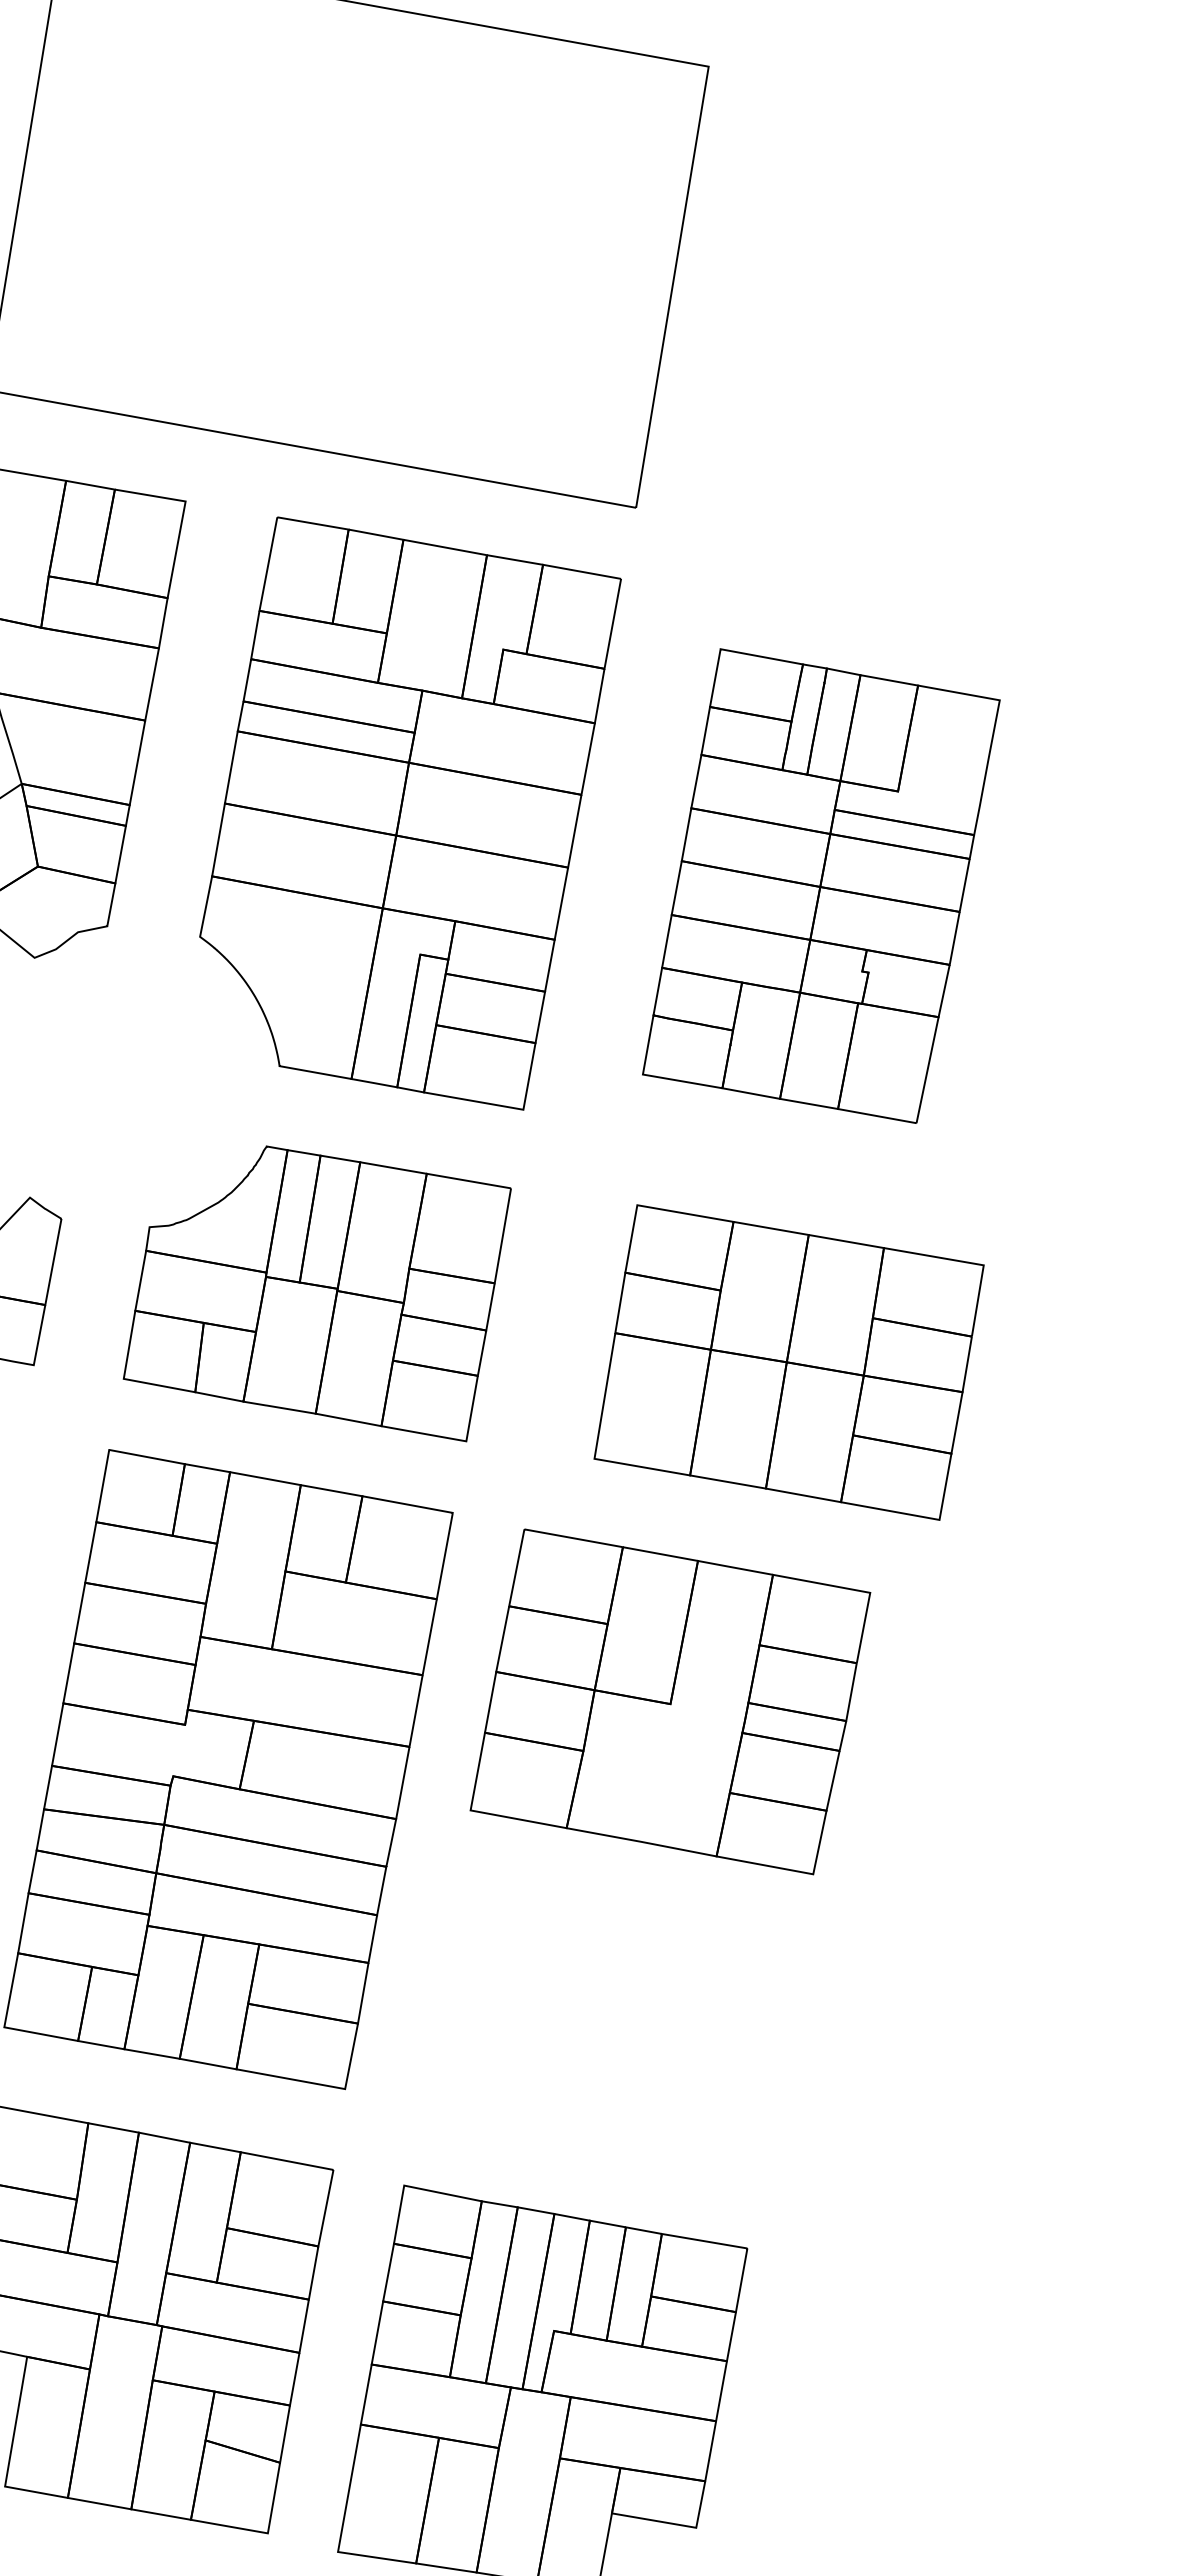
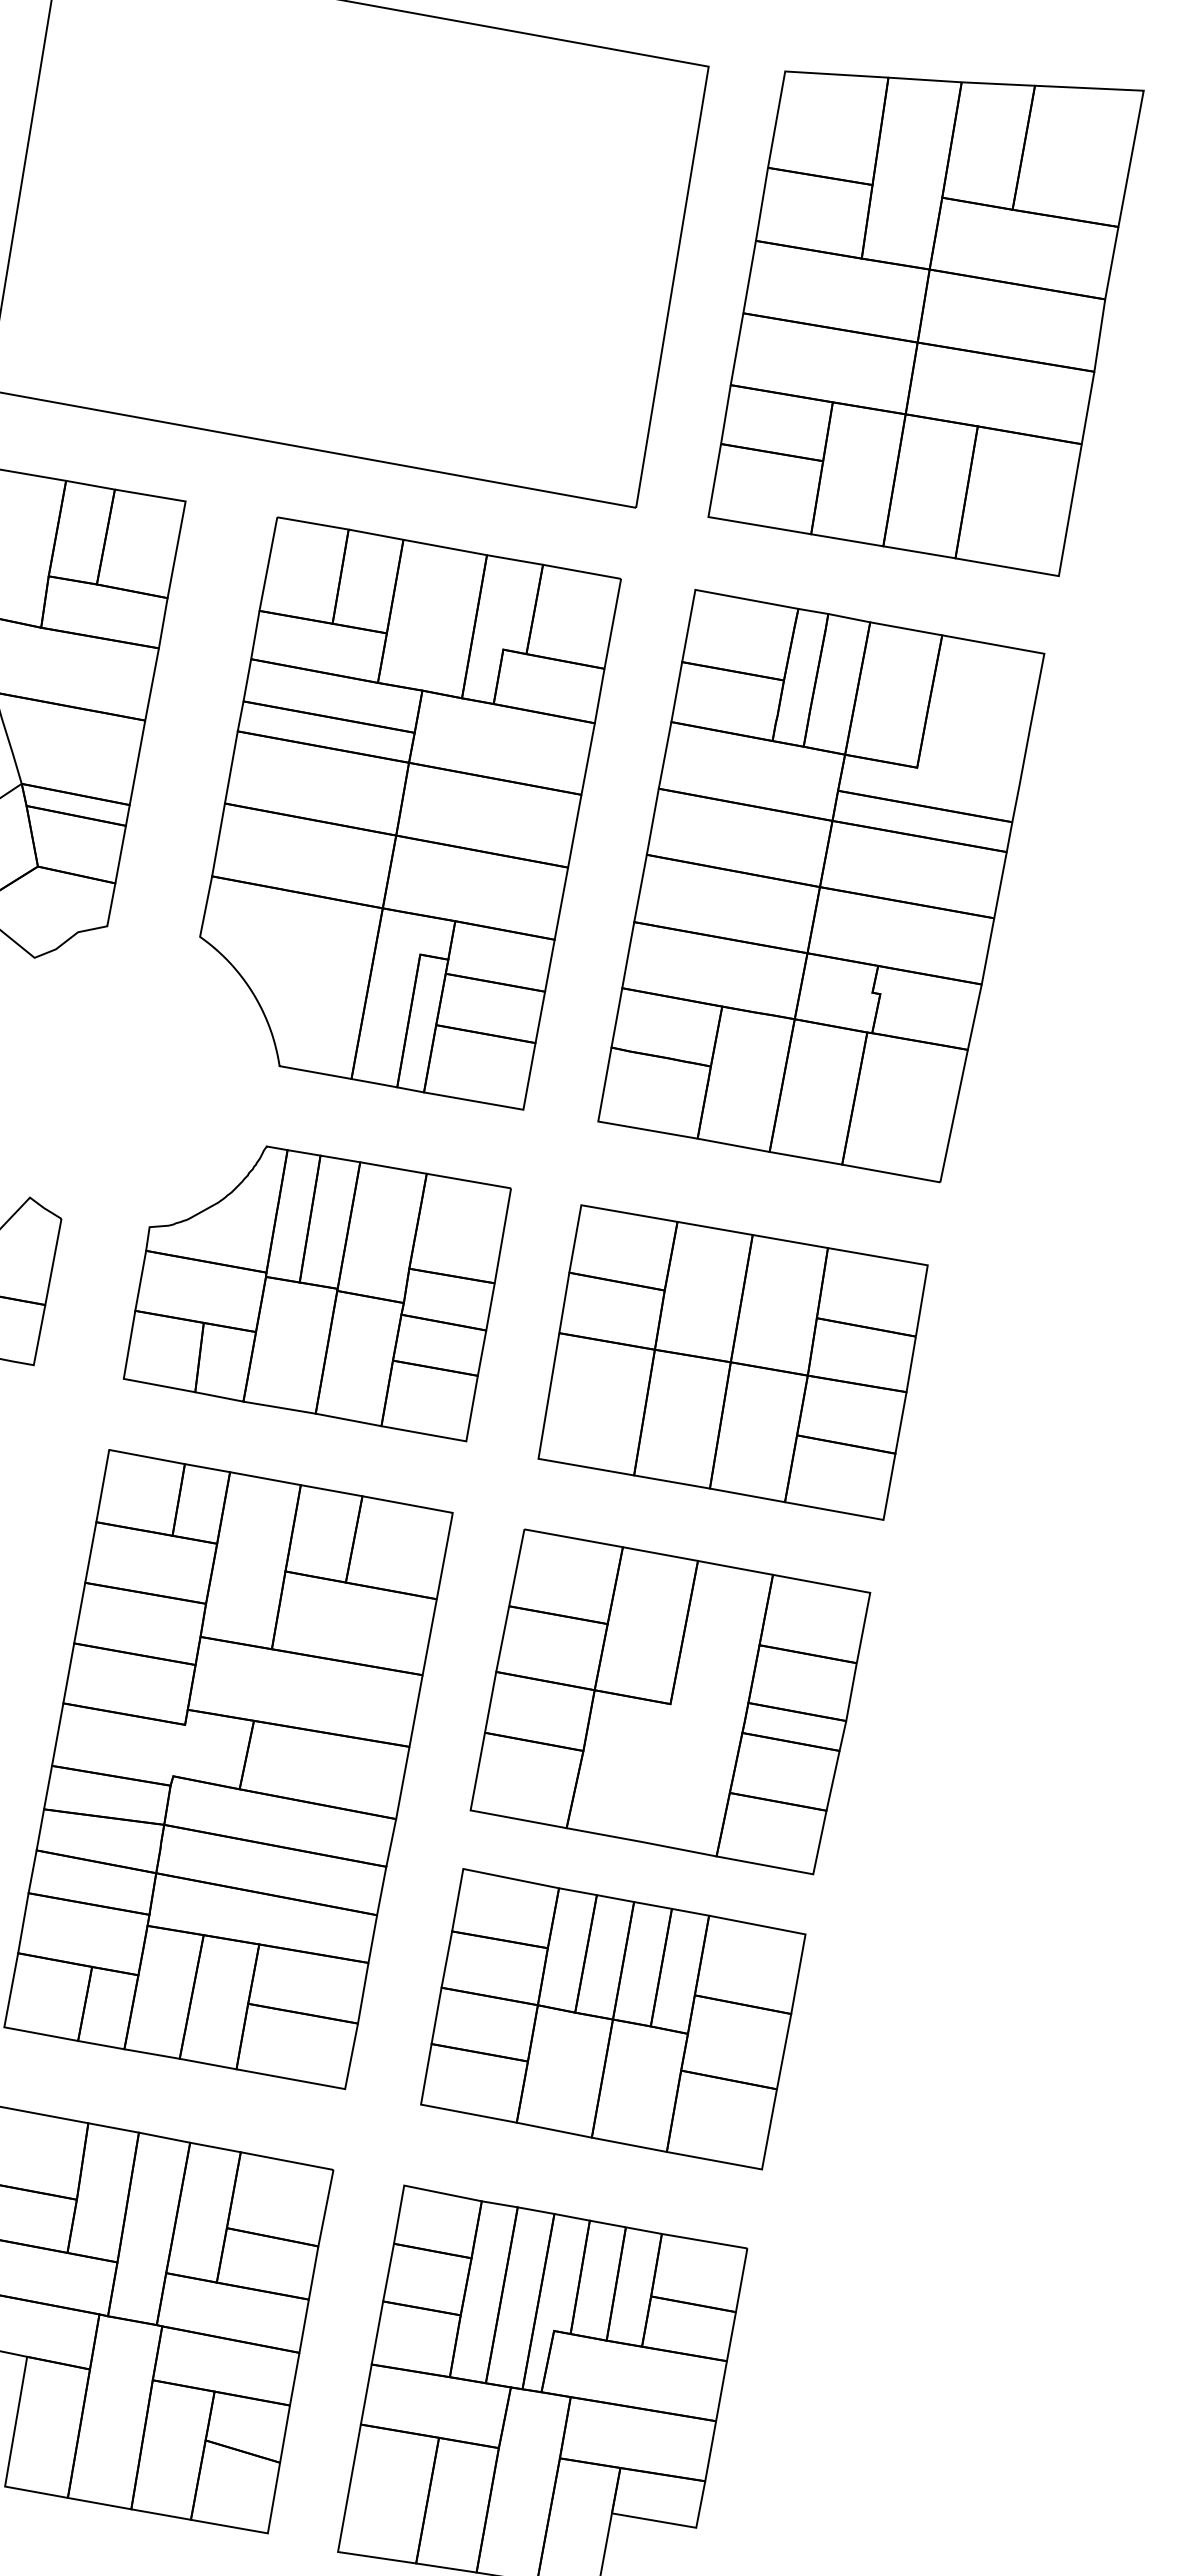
part: none -> present (925, 323)
part size: 359x476 px -> 449x595 px (821, 886)
part position: (788, 1362) -> (732, 1362) (732, 1362)
part: none -> present (613, 2019)
